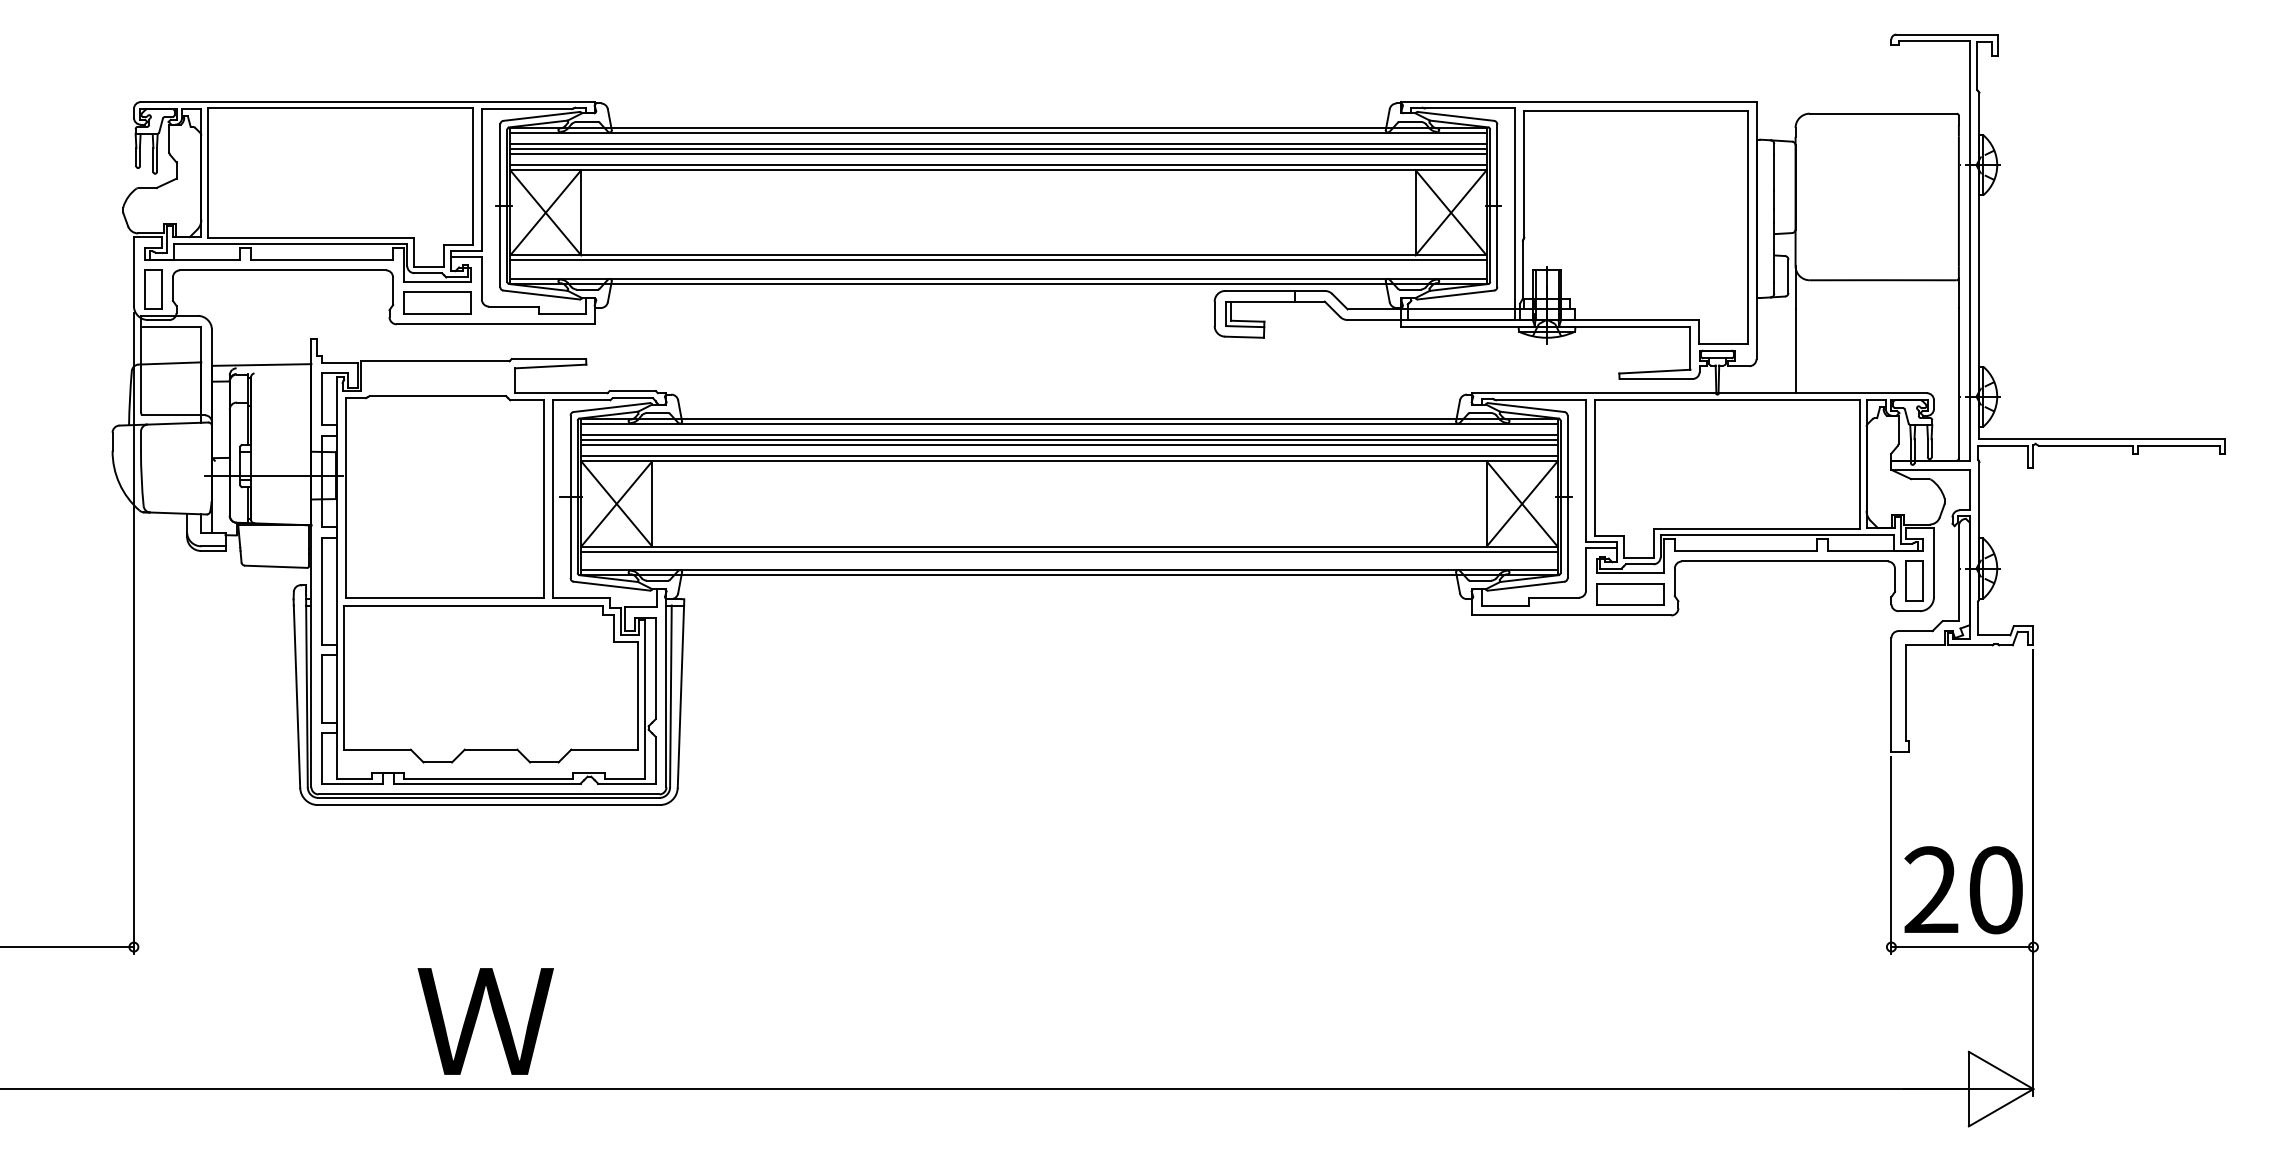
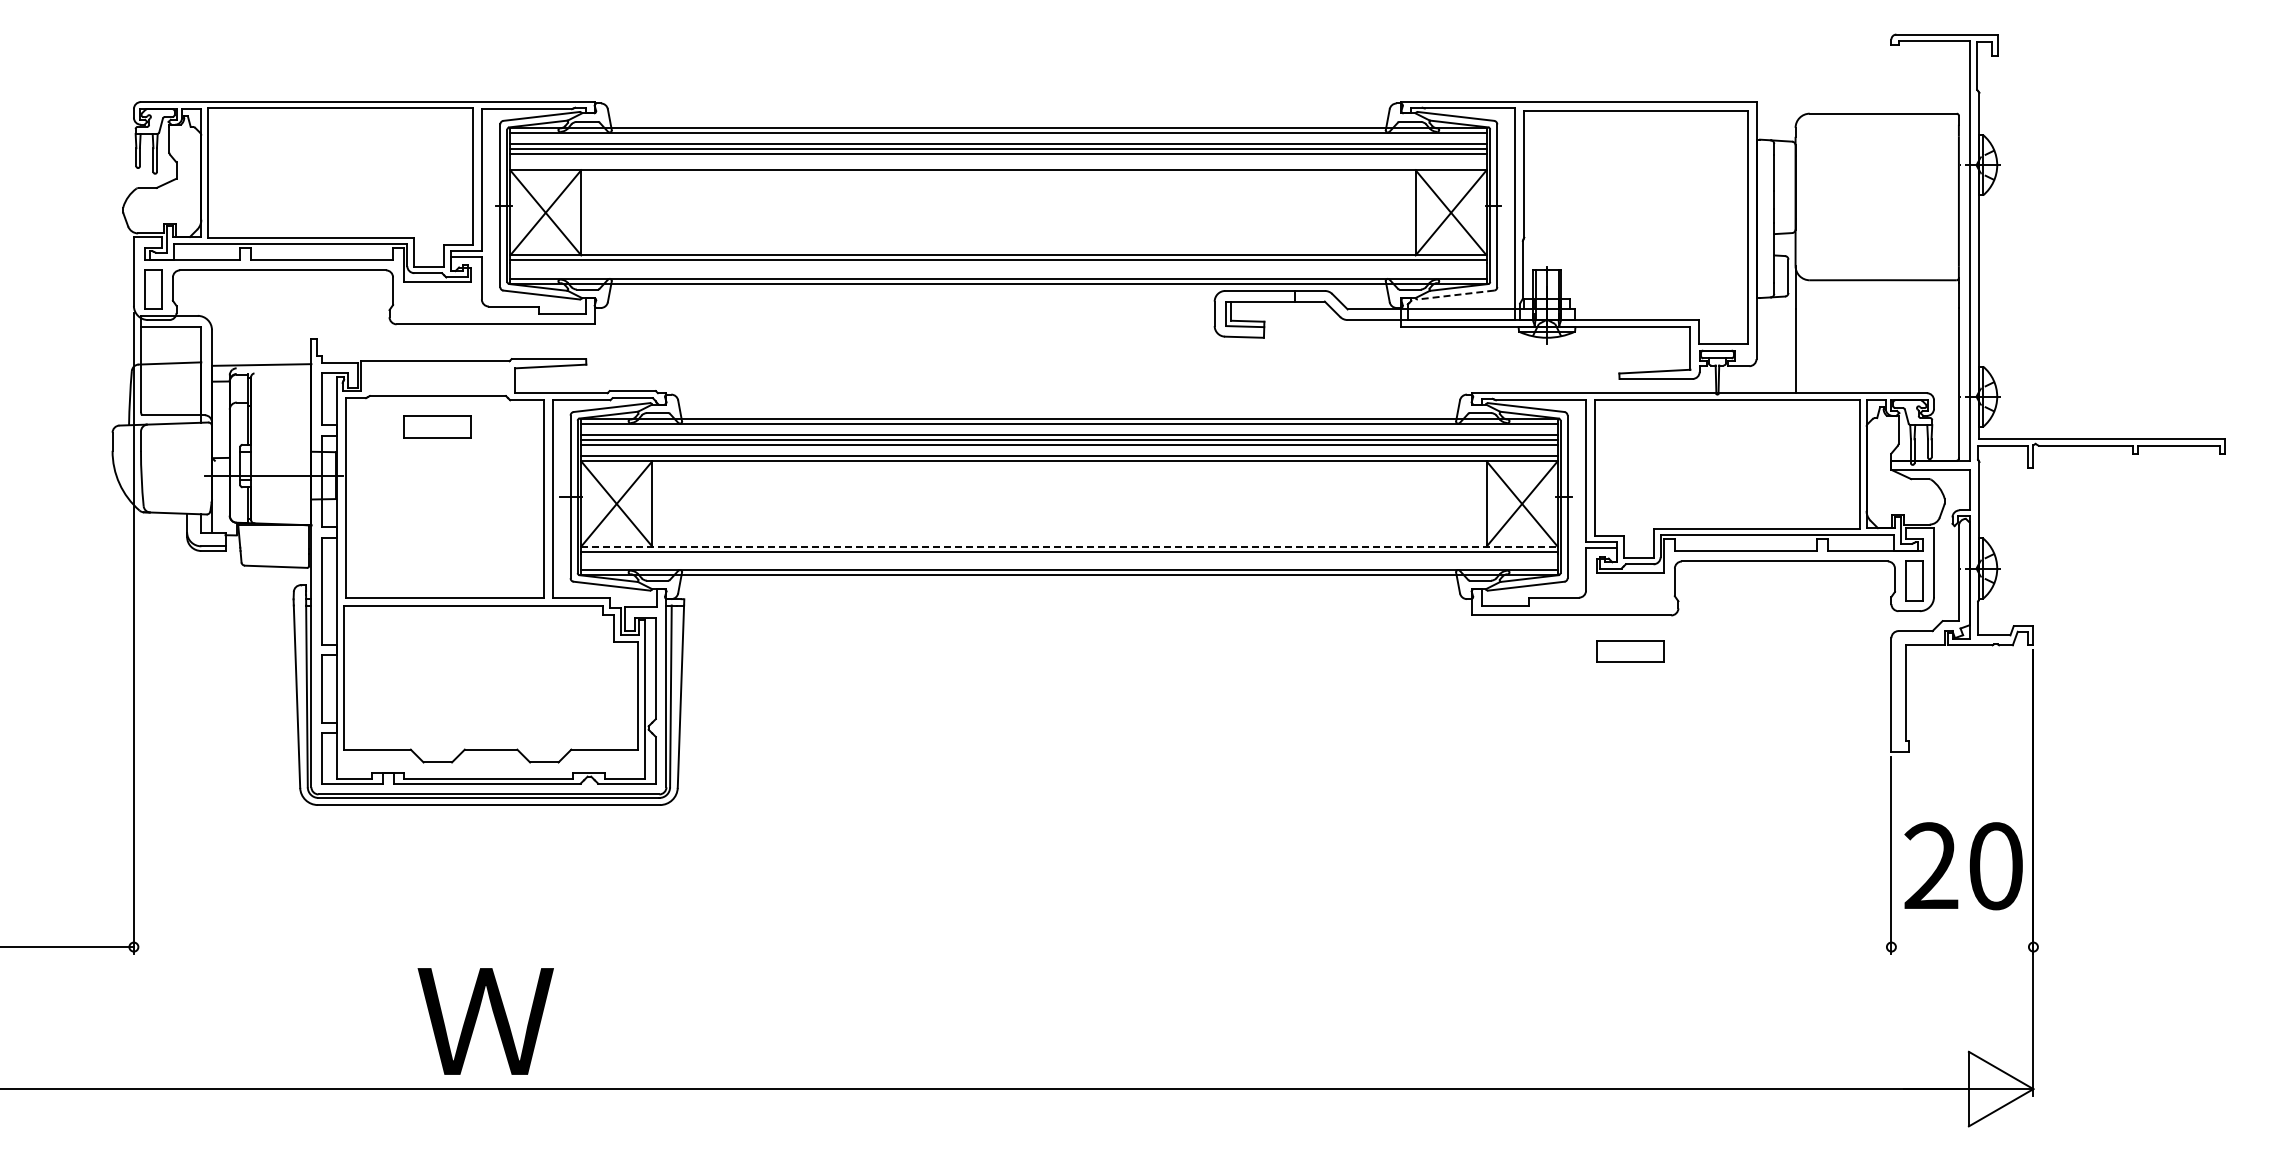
line: present -> none (998, 165)
line: solid -> dashed (1455, 295)
part position: (437, 302) -> (437, 426) (437, 426)
line: solid -> dashed (1069, 546)
part position: (1630, 594) -> (1630, 651) (1630, 651)
text position: (1963, 890) -> (1963, 866) (1963, 866)
line: present -> none (1962, 947)
